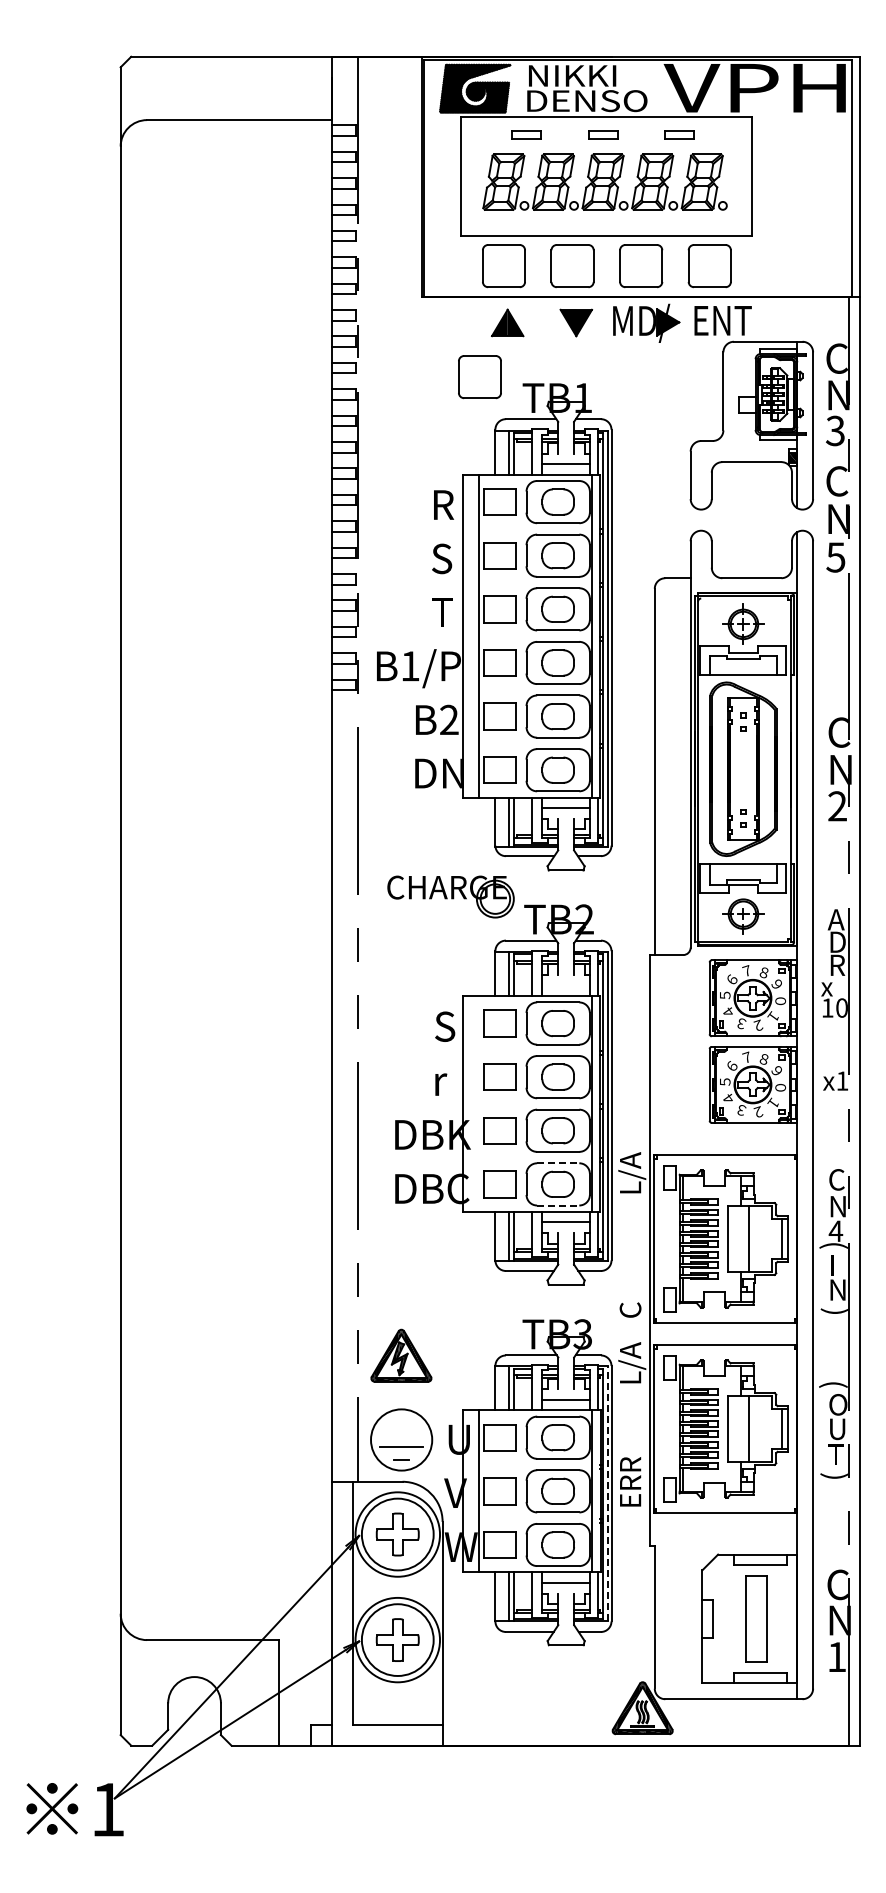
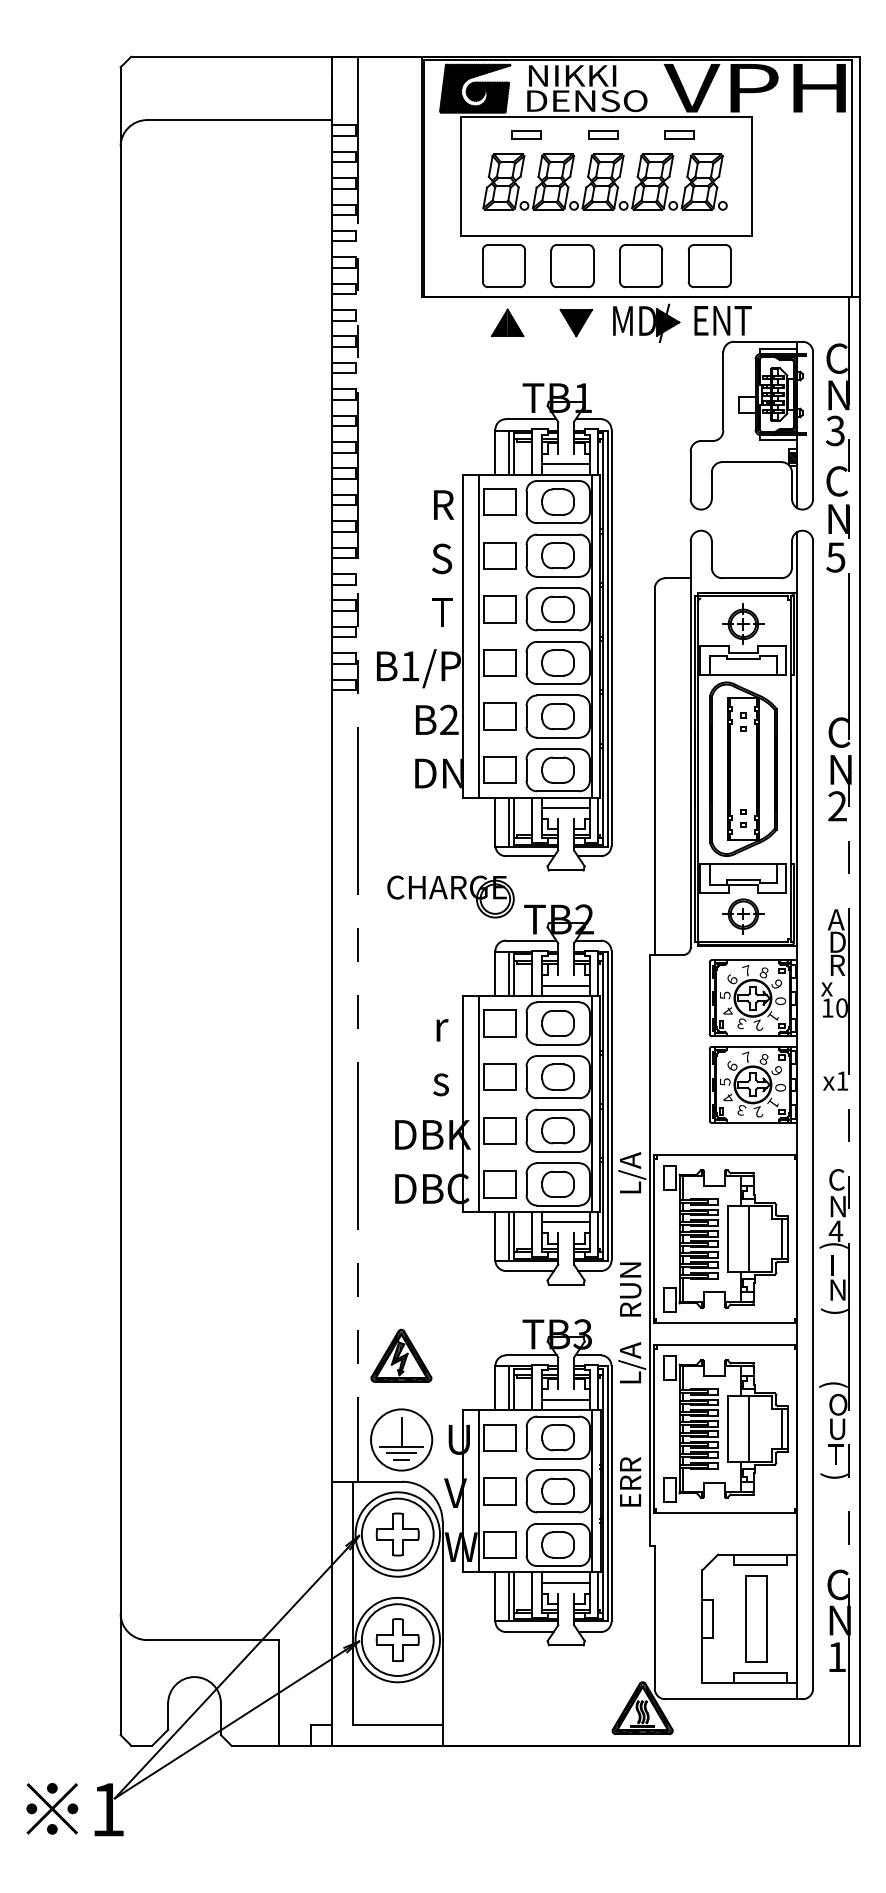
part: present -> none (479, 377)
line: none -> present (565, 985)
text: S -> r (445, 1026)
text: r -> s (440, 1084)
line: none -> present (479, 1103)
line: dashed -> solid (558, 1163)
line: dashed -> solid (558, 1205)
text: C -> RUN (630, 1289)
line: none -> present (401, 1432)
line: none -> present (401, 1453)
line: dashed -> solid (607, 1493)
